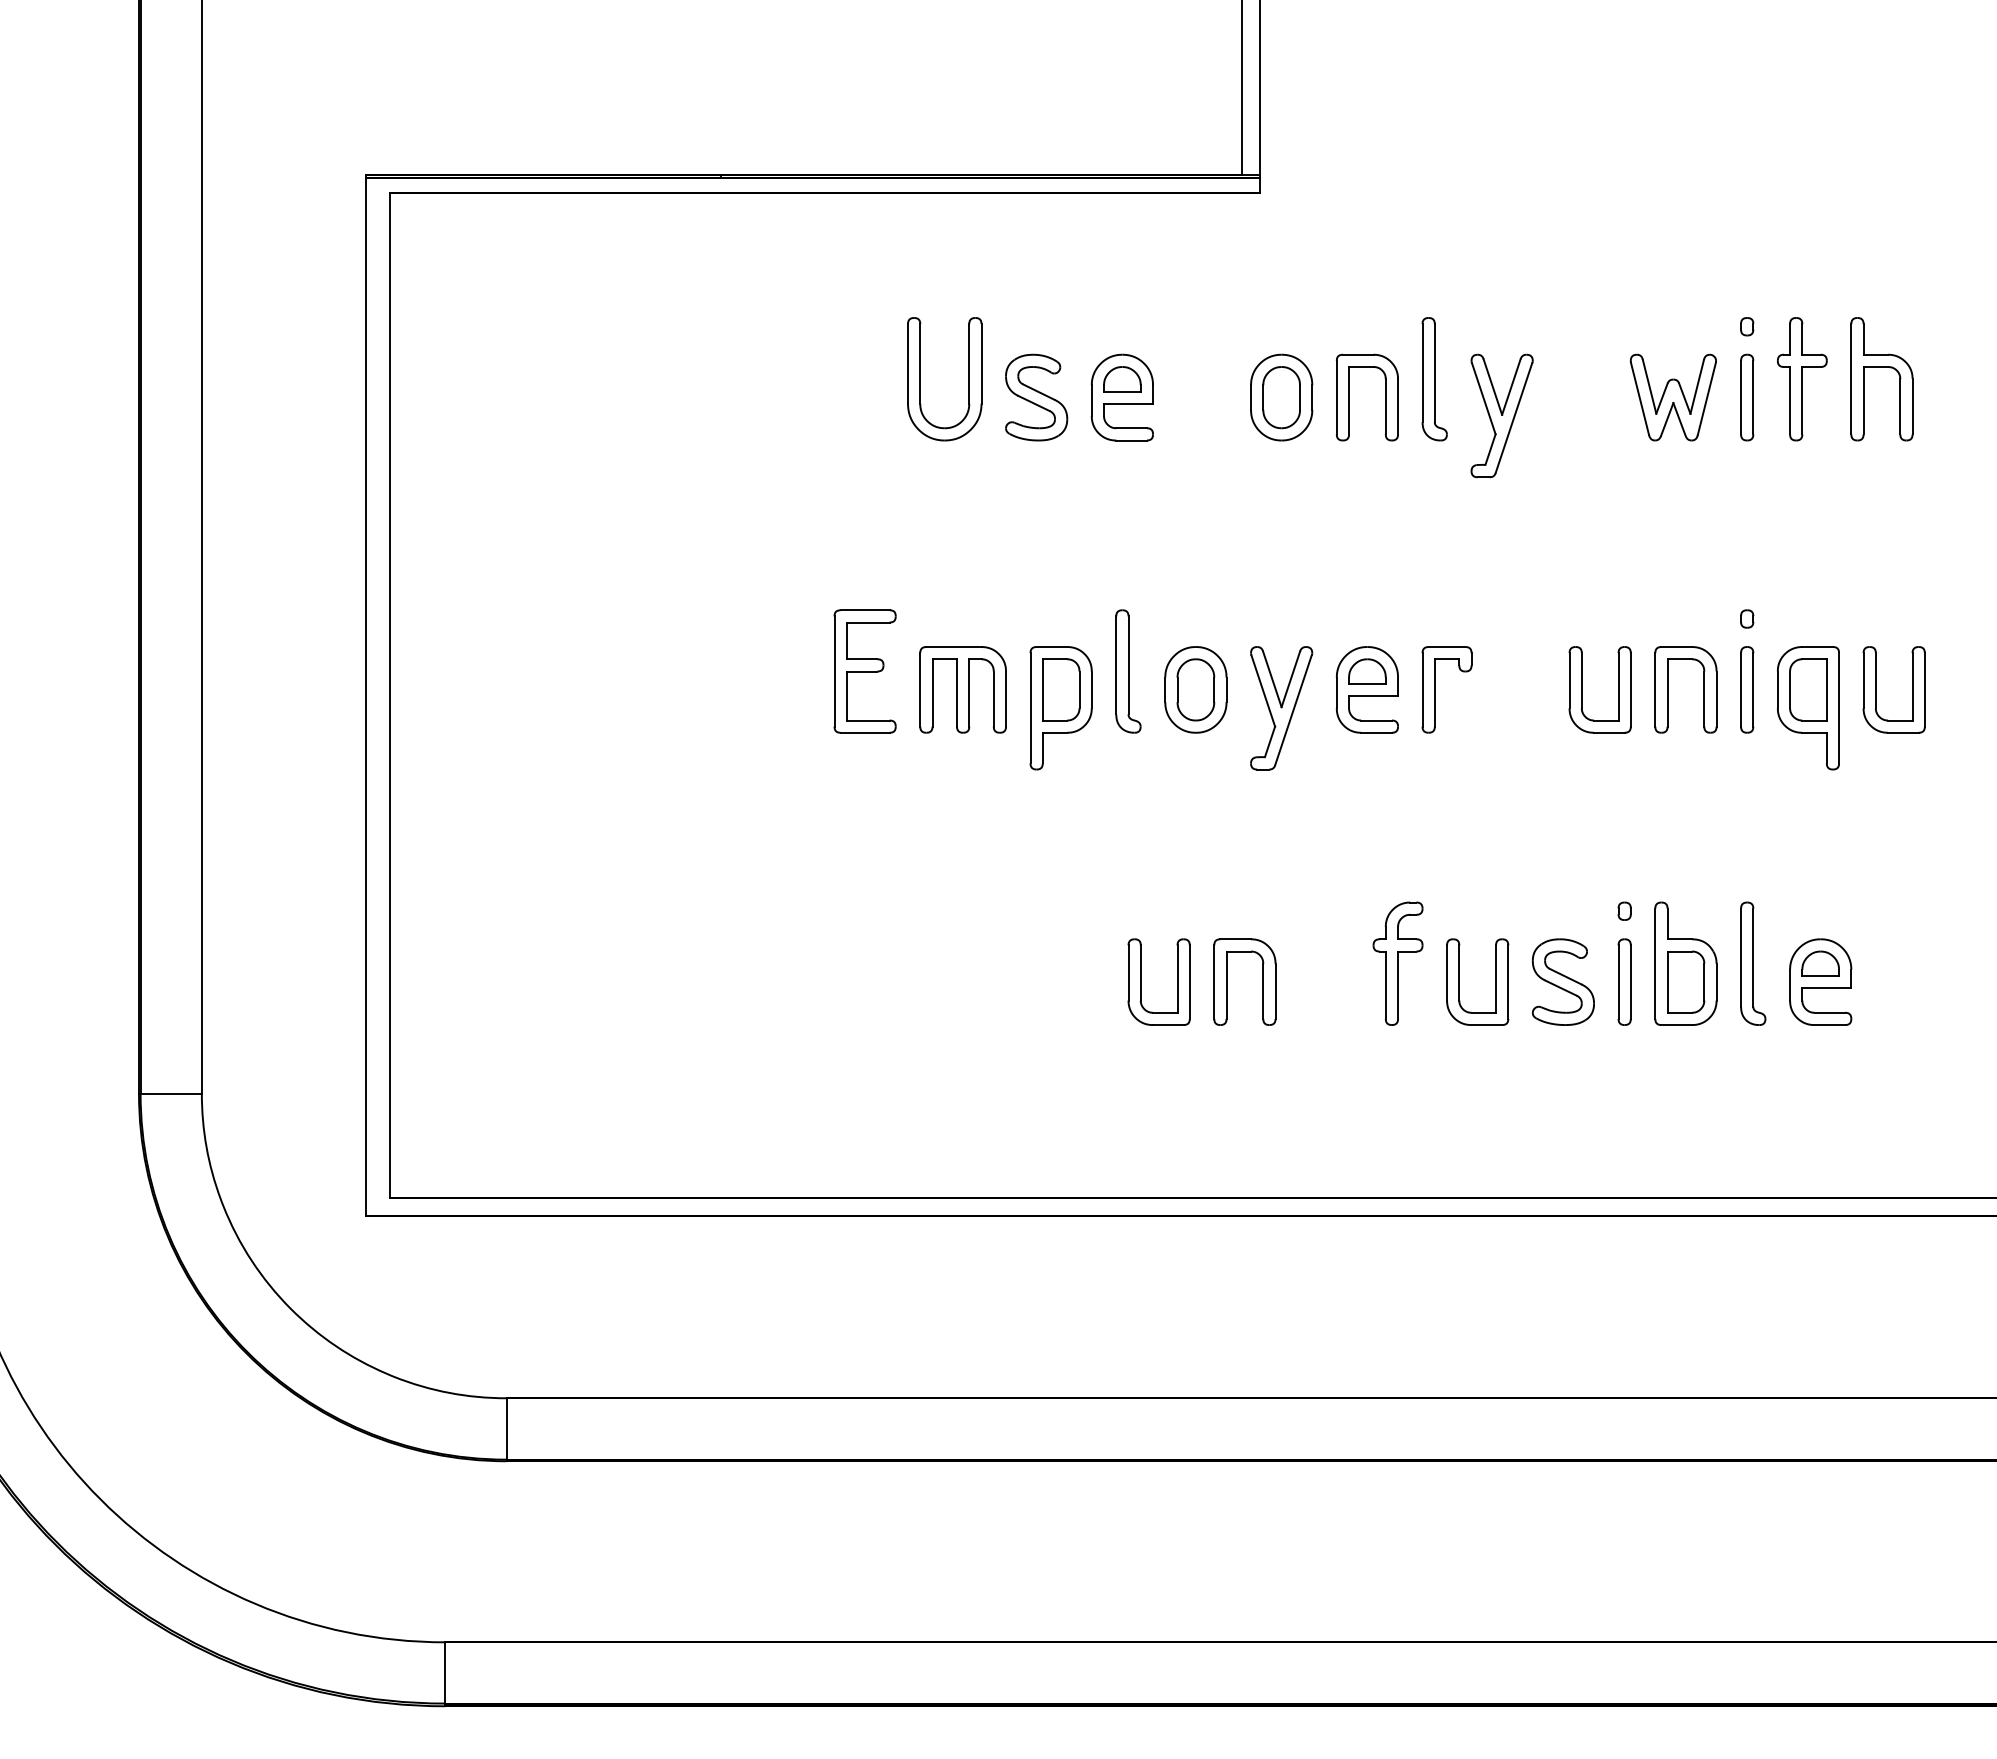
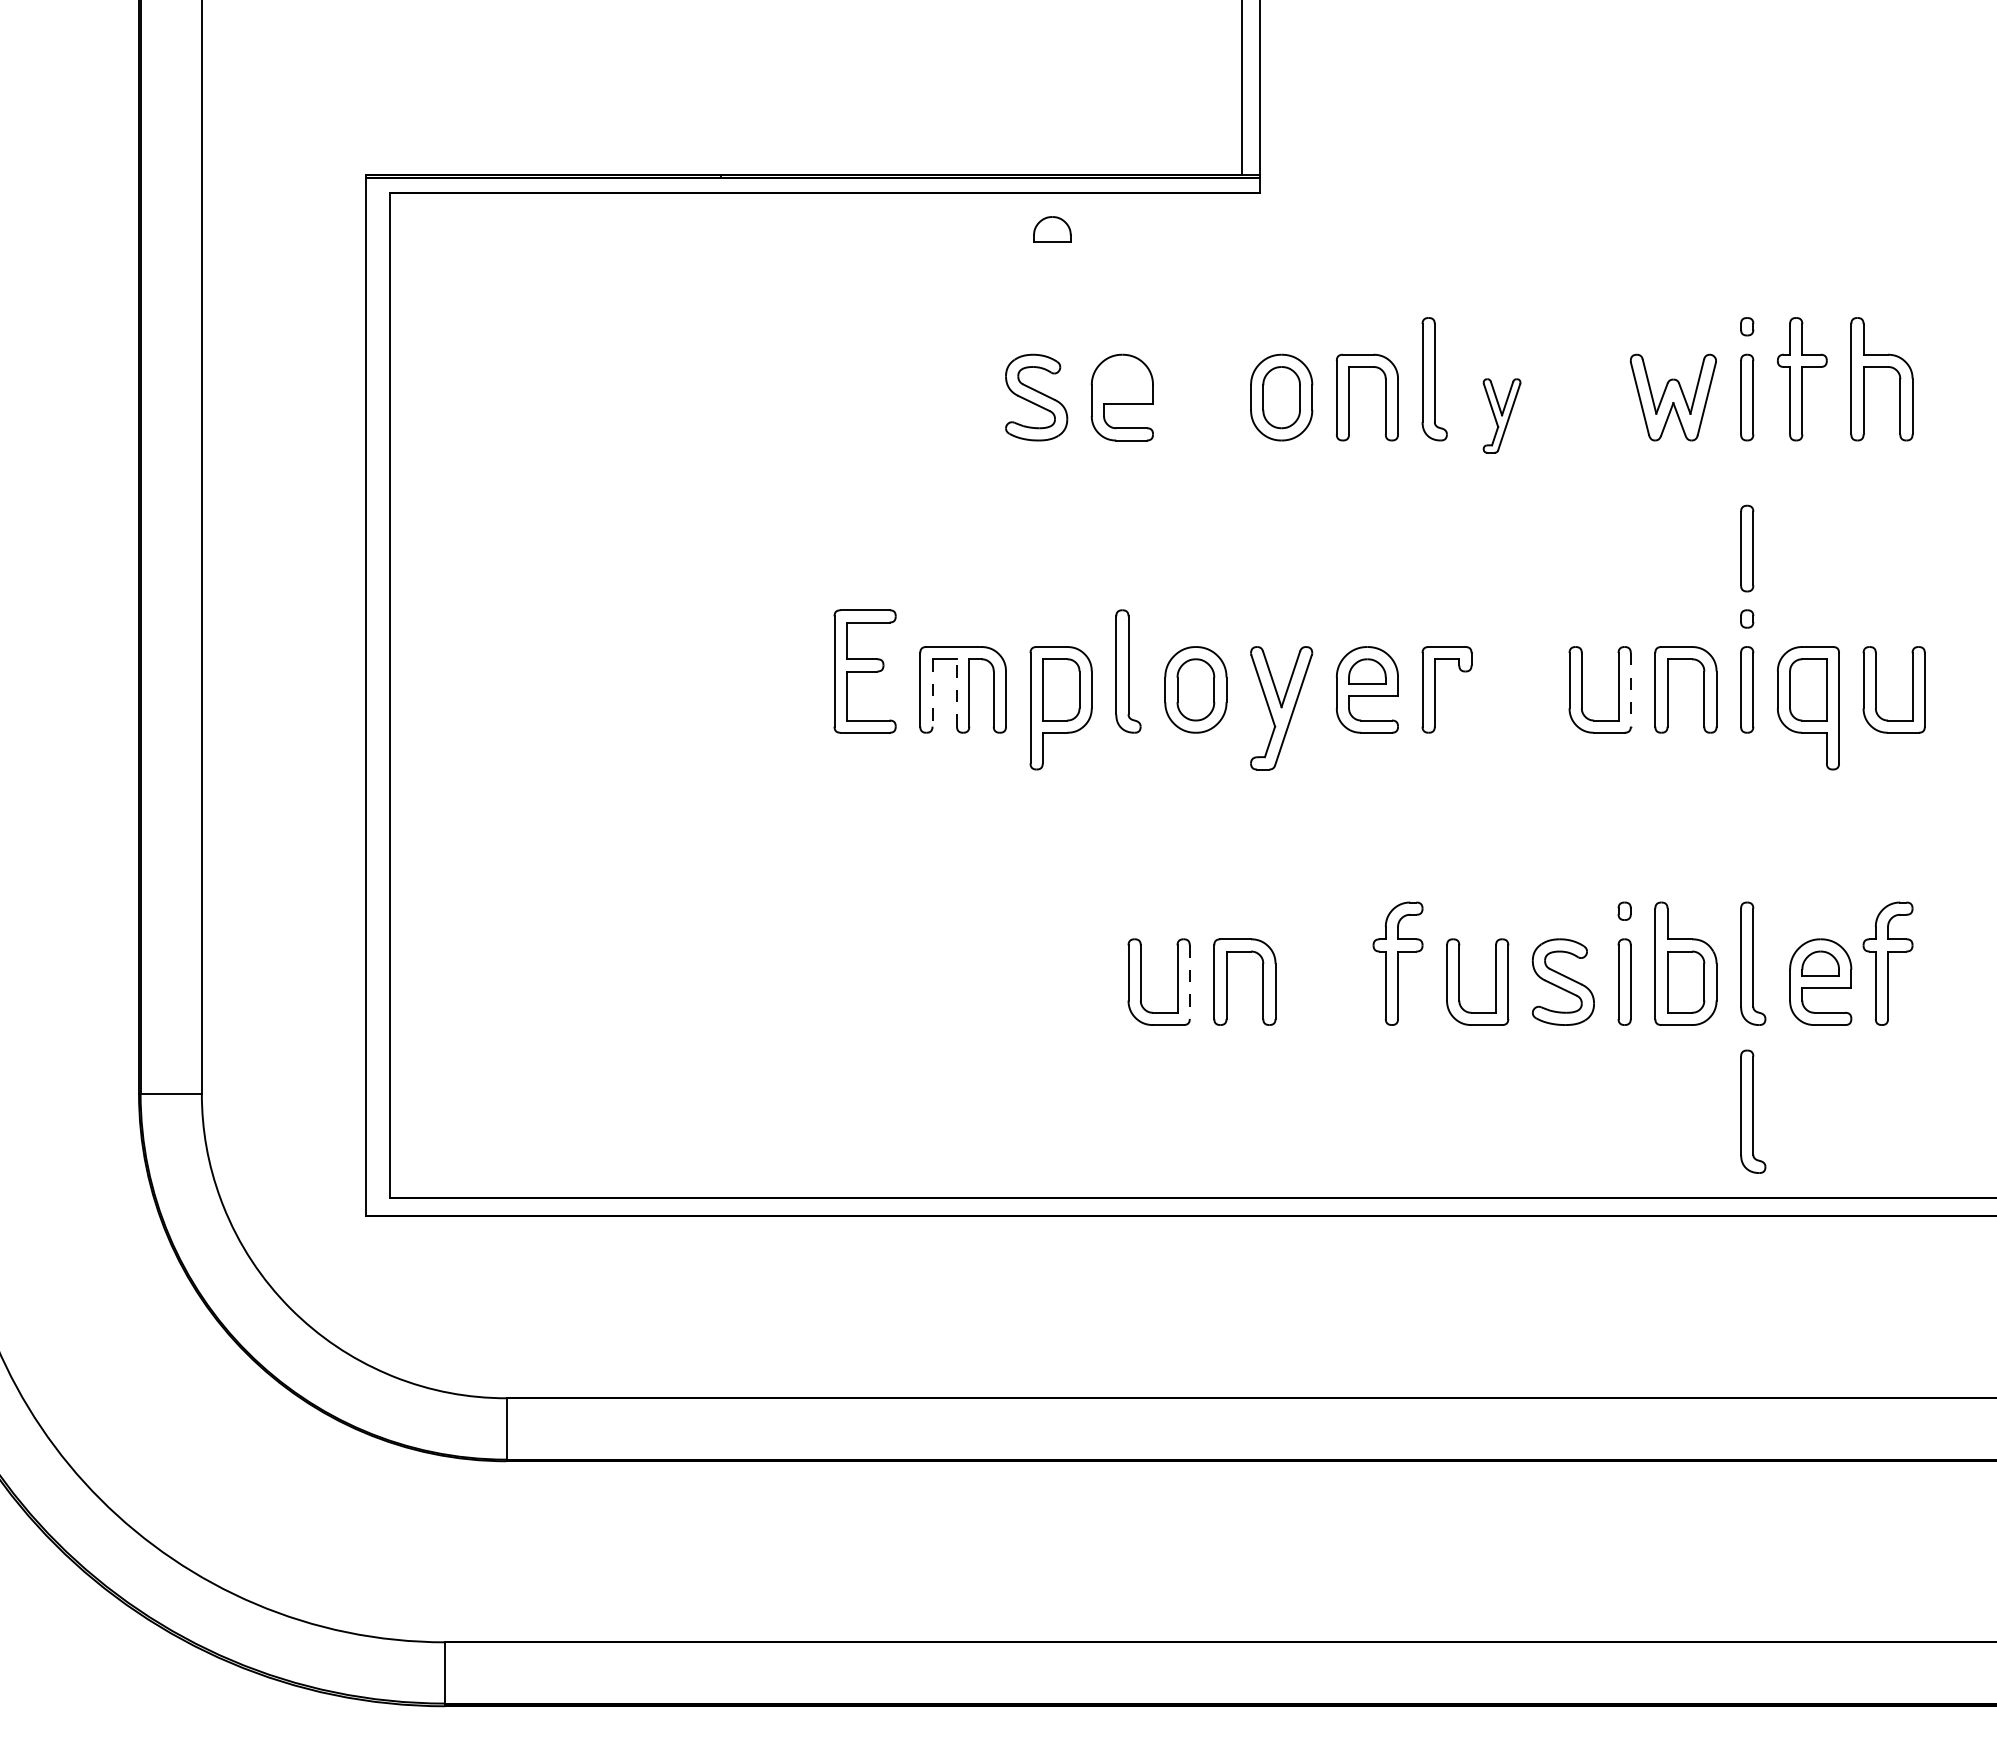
part: present -> none (920, 379)
part position: (1122, 379) -> (1052, 229) (1052, 229)
part size: 64x126 px -> 40x76 px (1501, 415)
part: none -> present (1747, 548)
line: solid -> dashed (1630, 689)
line: solid -> dashed (932, 692)
line: solid -> dashed (957, 692)
part: none -> present (1887, 963)
line: solid -> dashed (1189, 982)
part: none -> present (1753, 1111)
